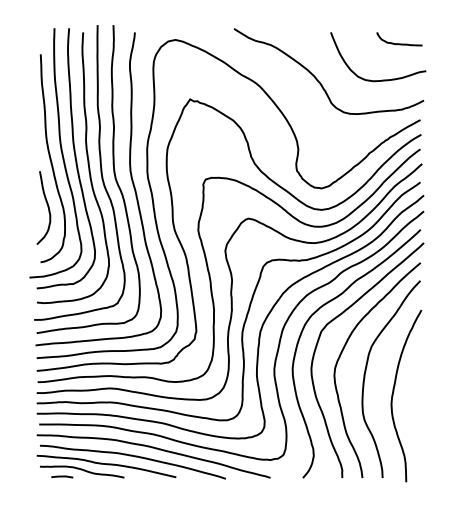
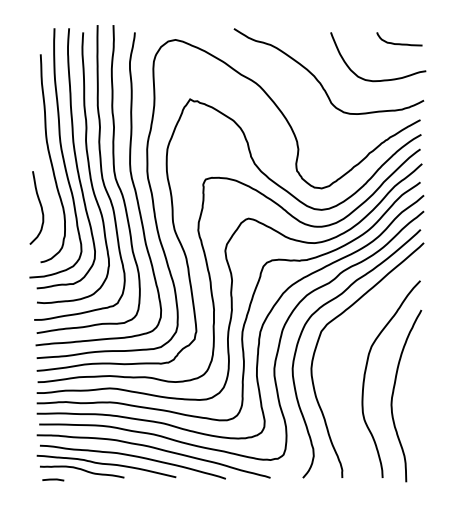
curve position: (47, 207) -> (40, 207) (40, 207)
curve: present -> none (341, 355)
line position: (62, 476) -> (53, 479) (53, 479)
